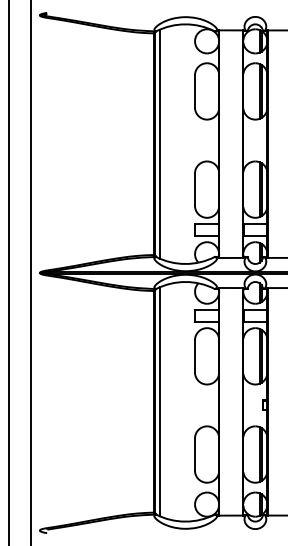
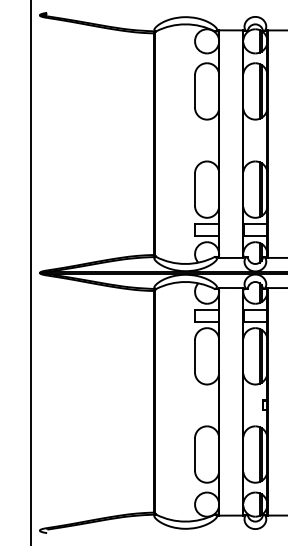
line: present -> none (159, 143)
line: present -> none (8, 272)
line: present -> none (159, 401)
